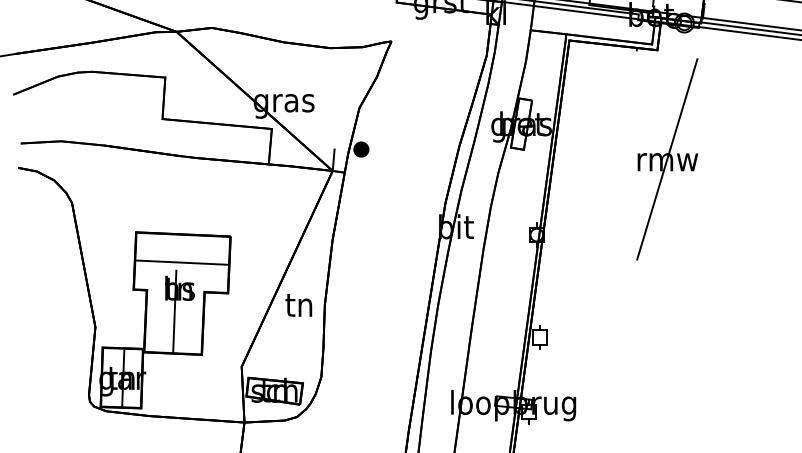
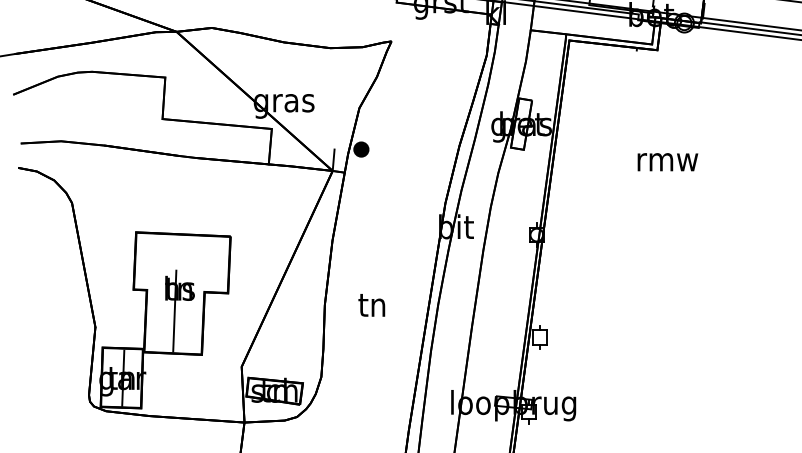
line: present -> none (667, 159)
line: present -> none (181, 262)
text position: (298, 305) -> (371, 305) (371, 305)
